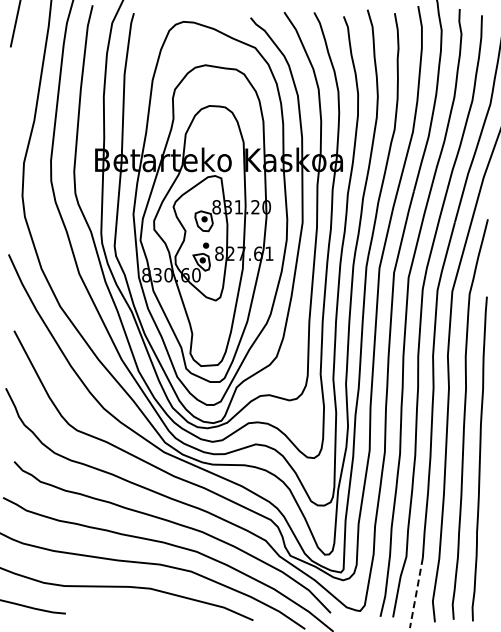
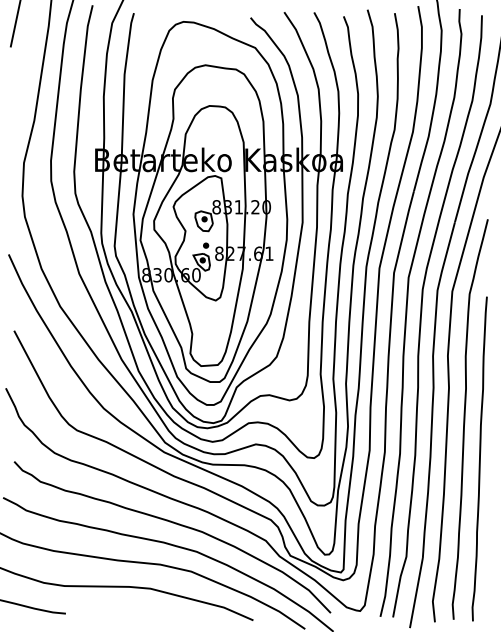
line: dashed -> solid (416, 593)
